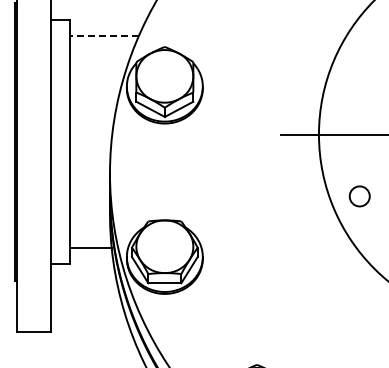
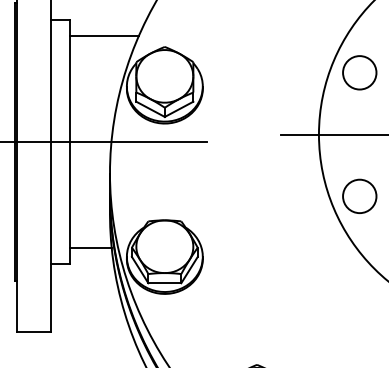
line: dashed -> solid (104, 36)
circle: none -> present (359, 72)
line: none -> present (104, 141)
circle diameter: 20 px -> 33 px (359, 196)
